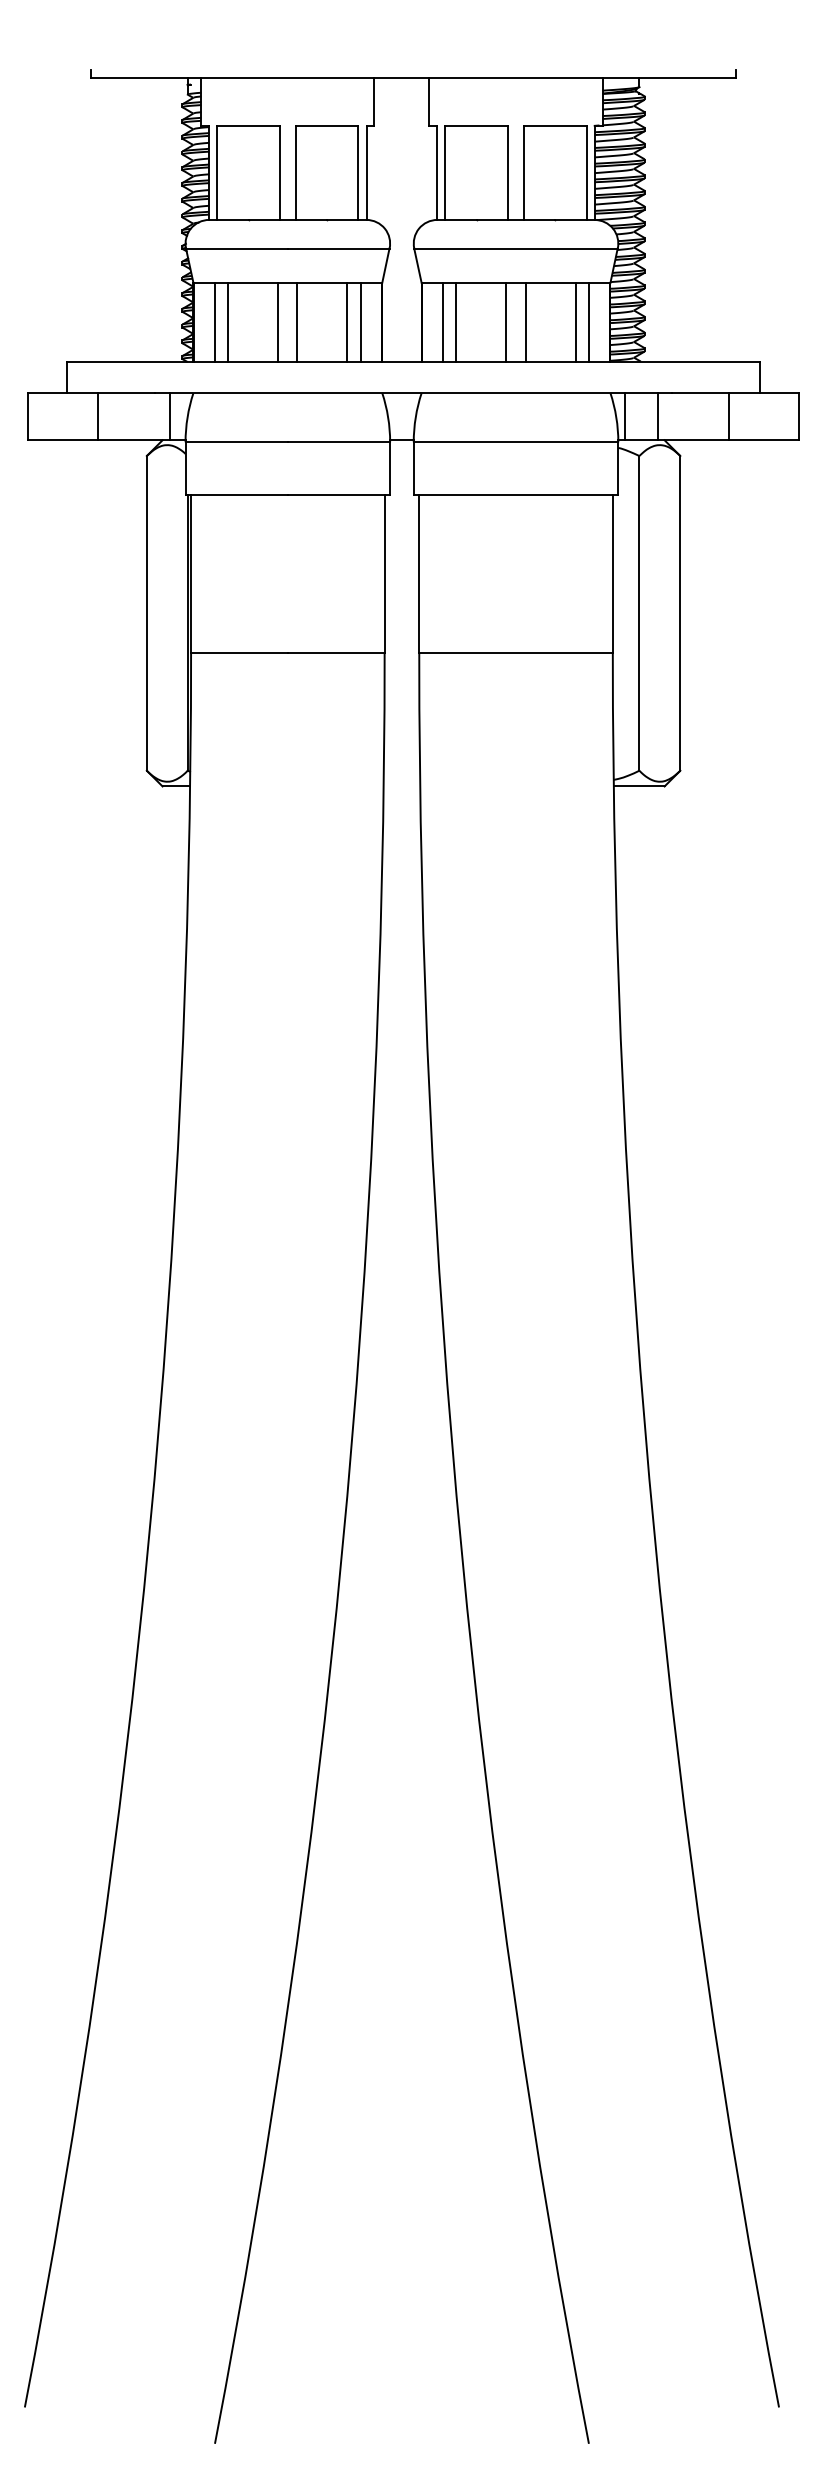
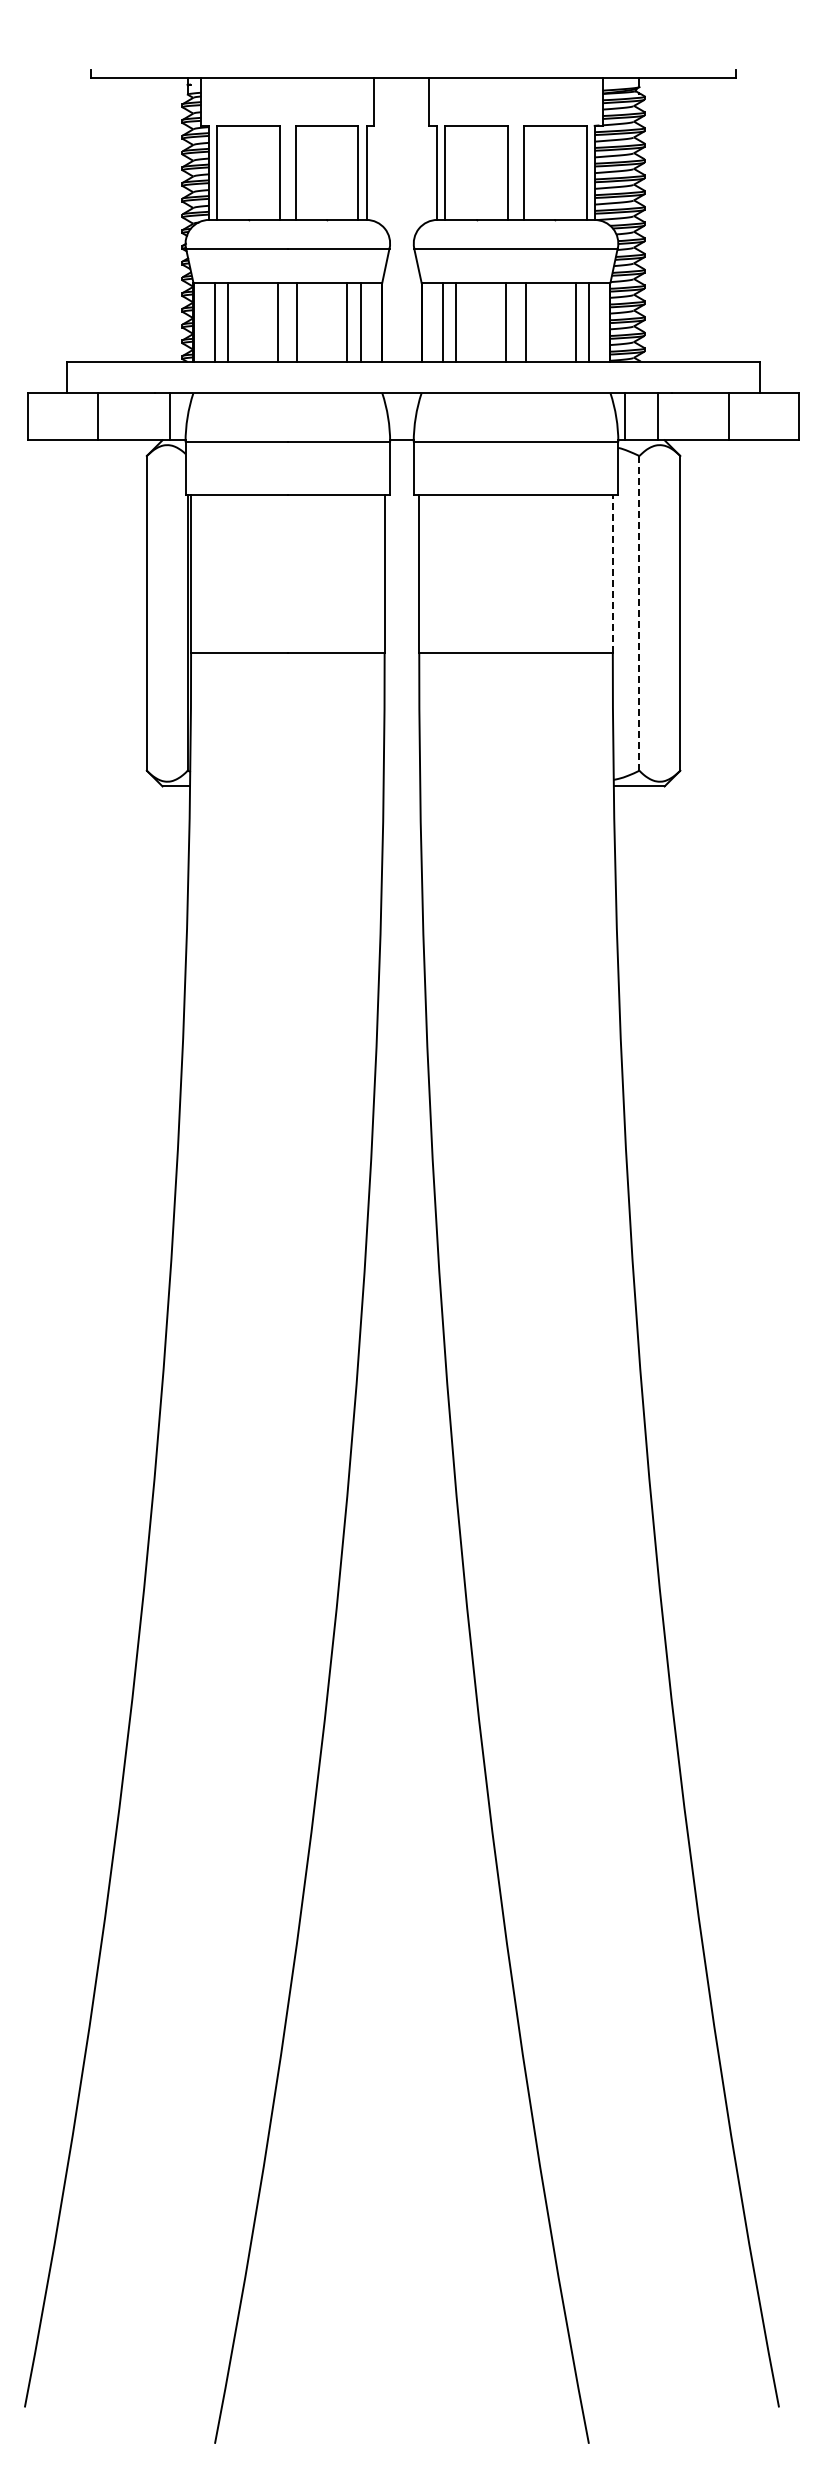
line: solid -> dashed (612, 574)
line: solid -> dashed (639, 613)
